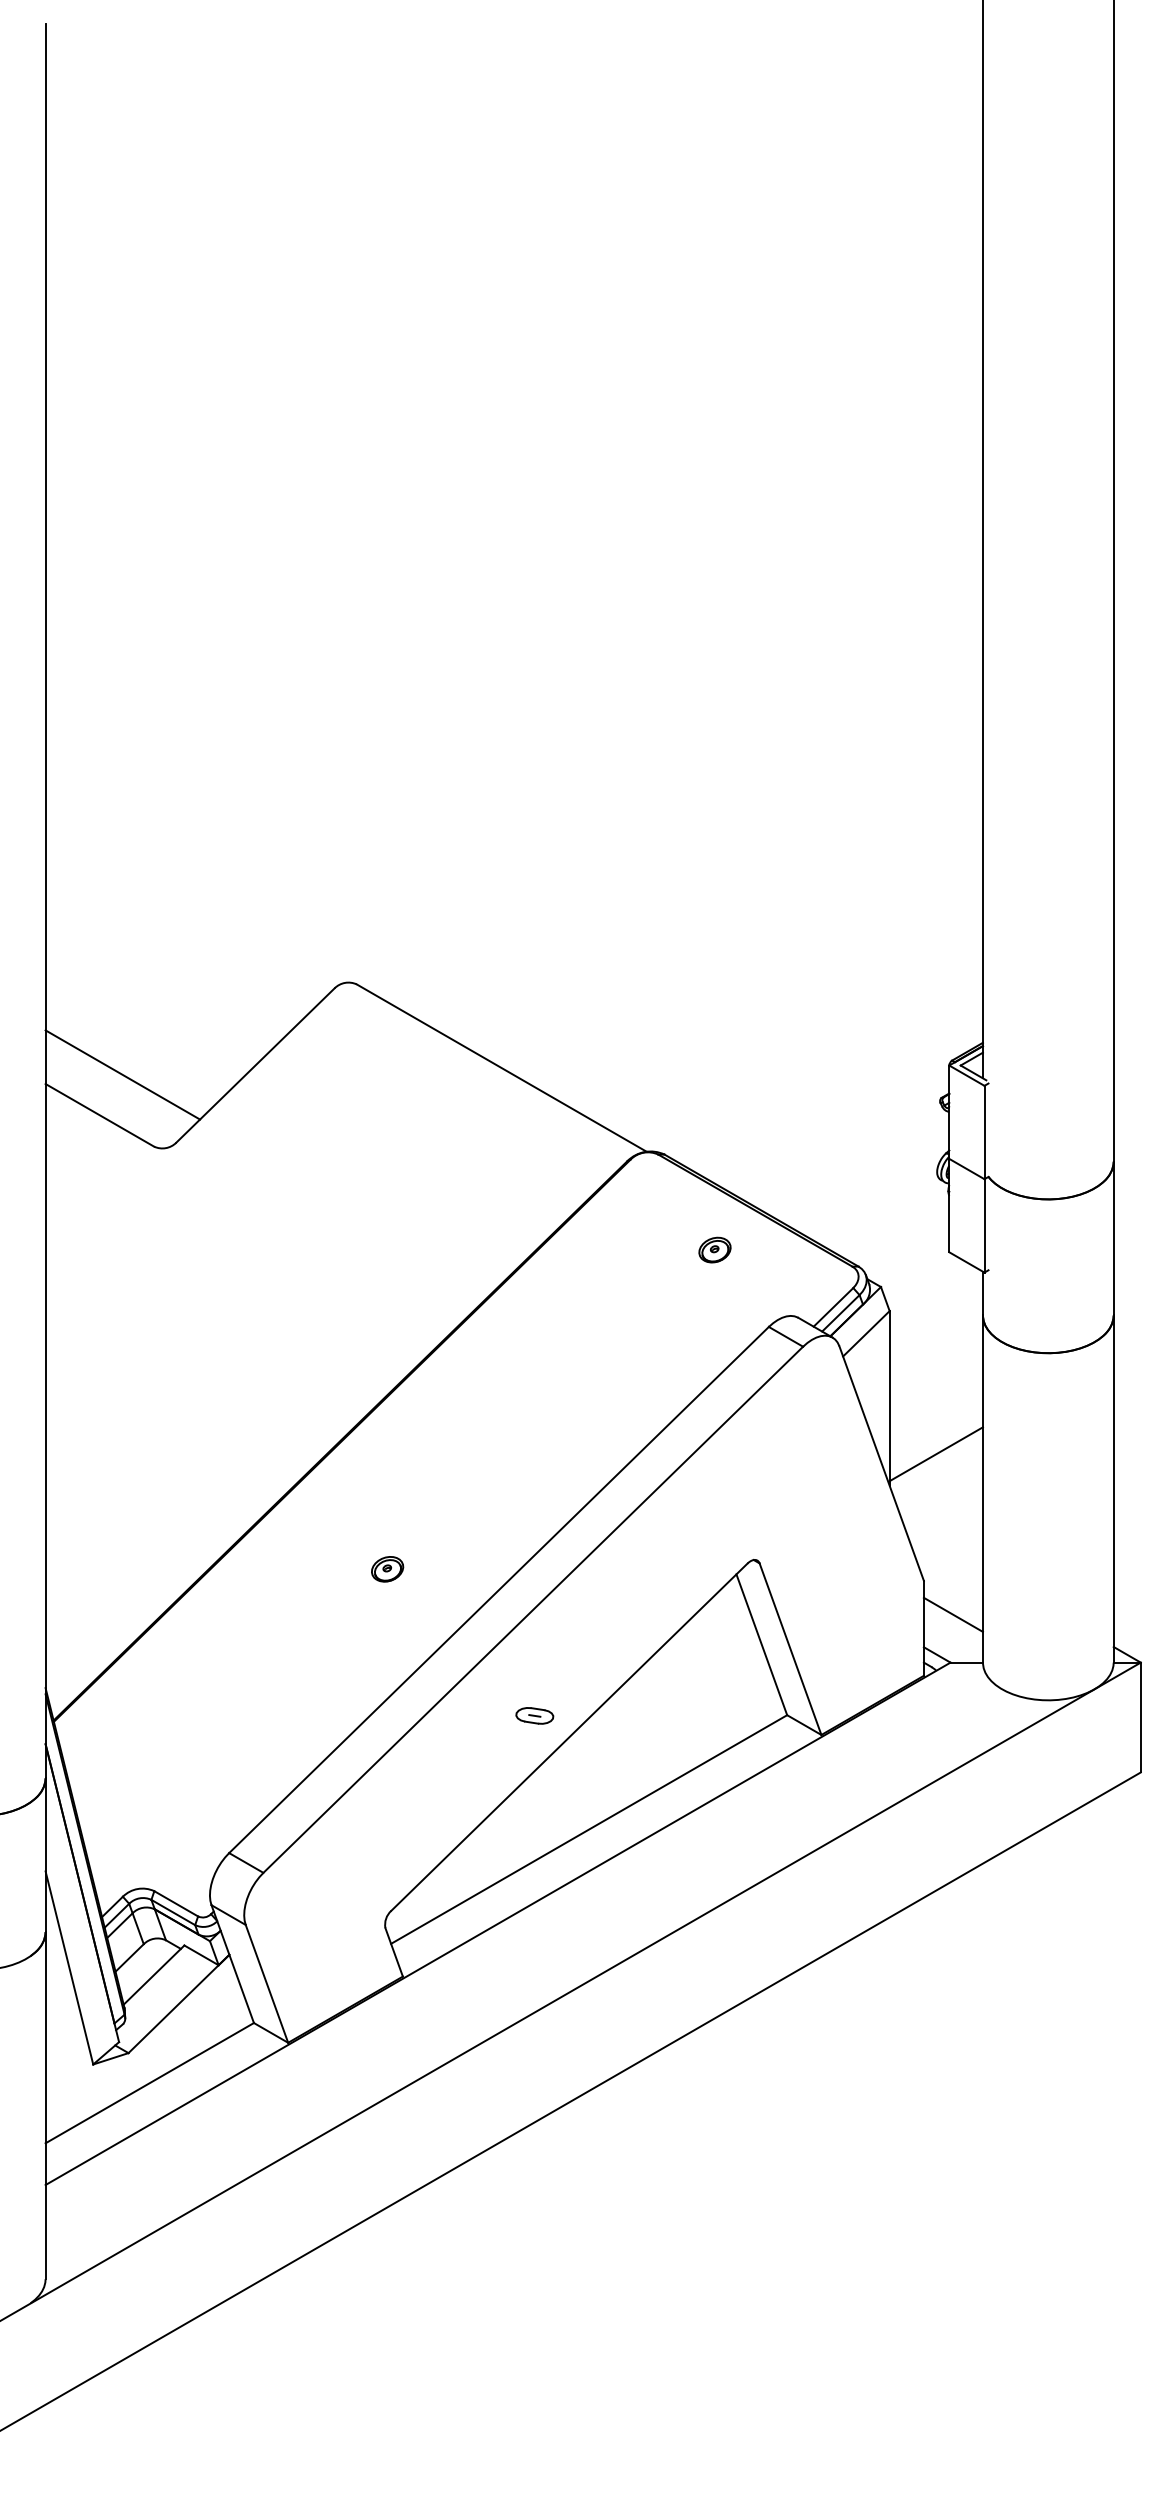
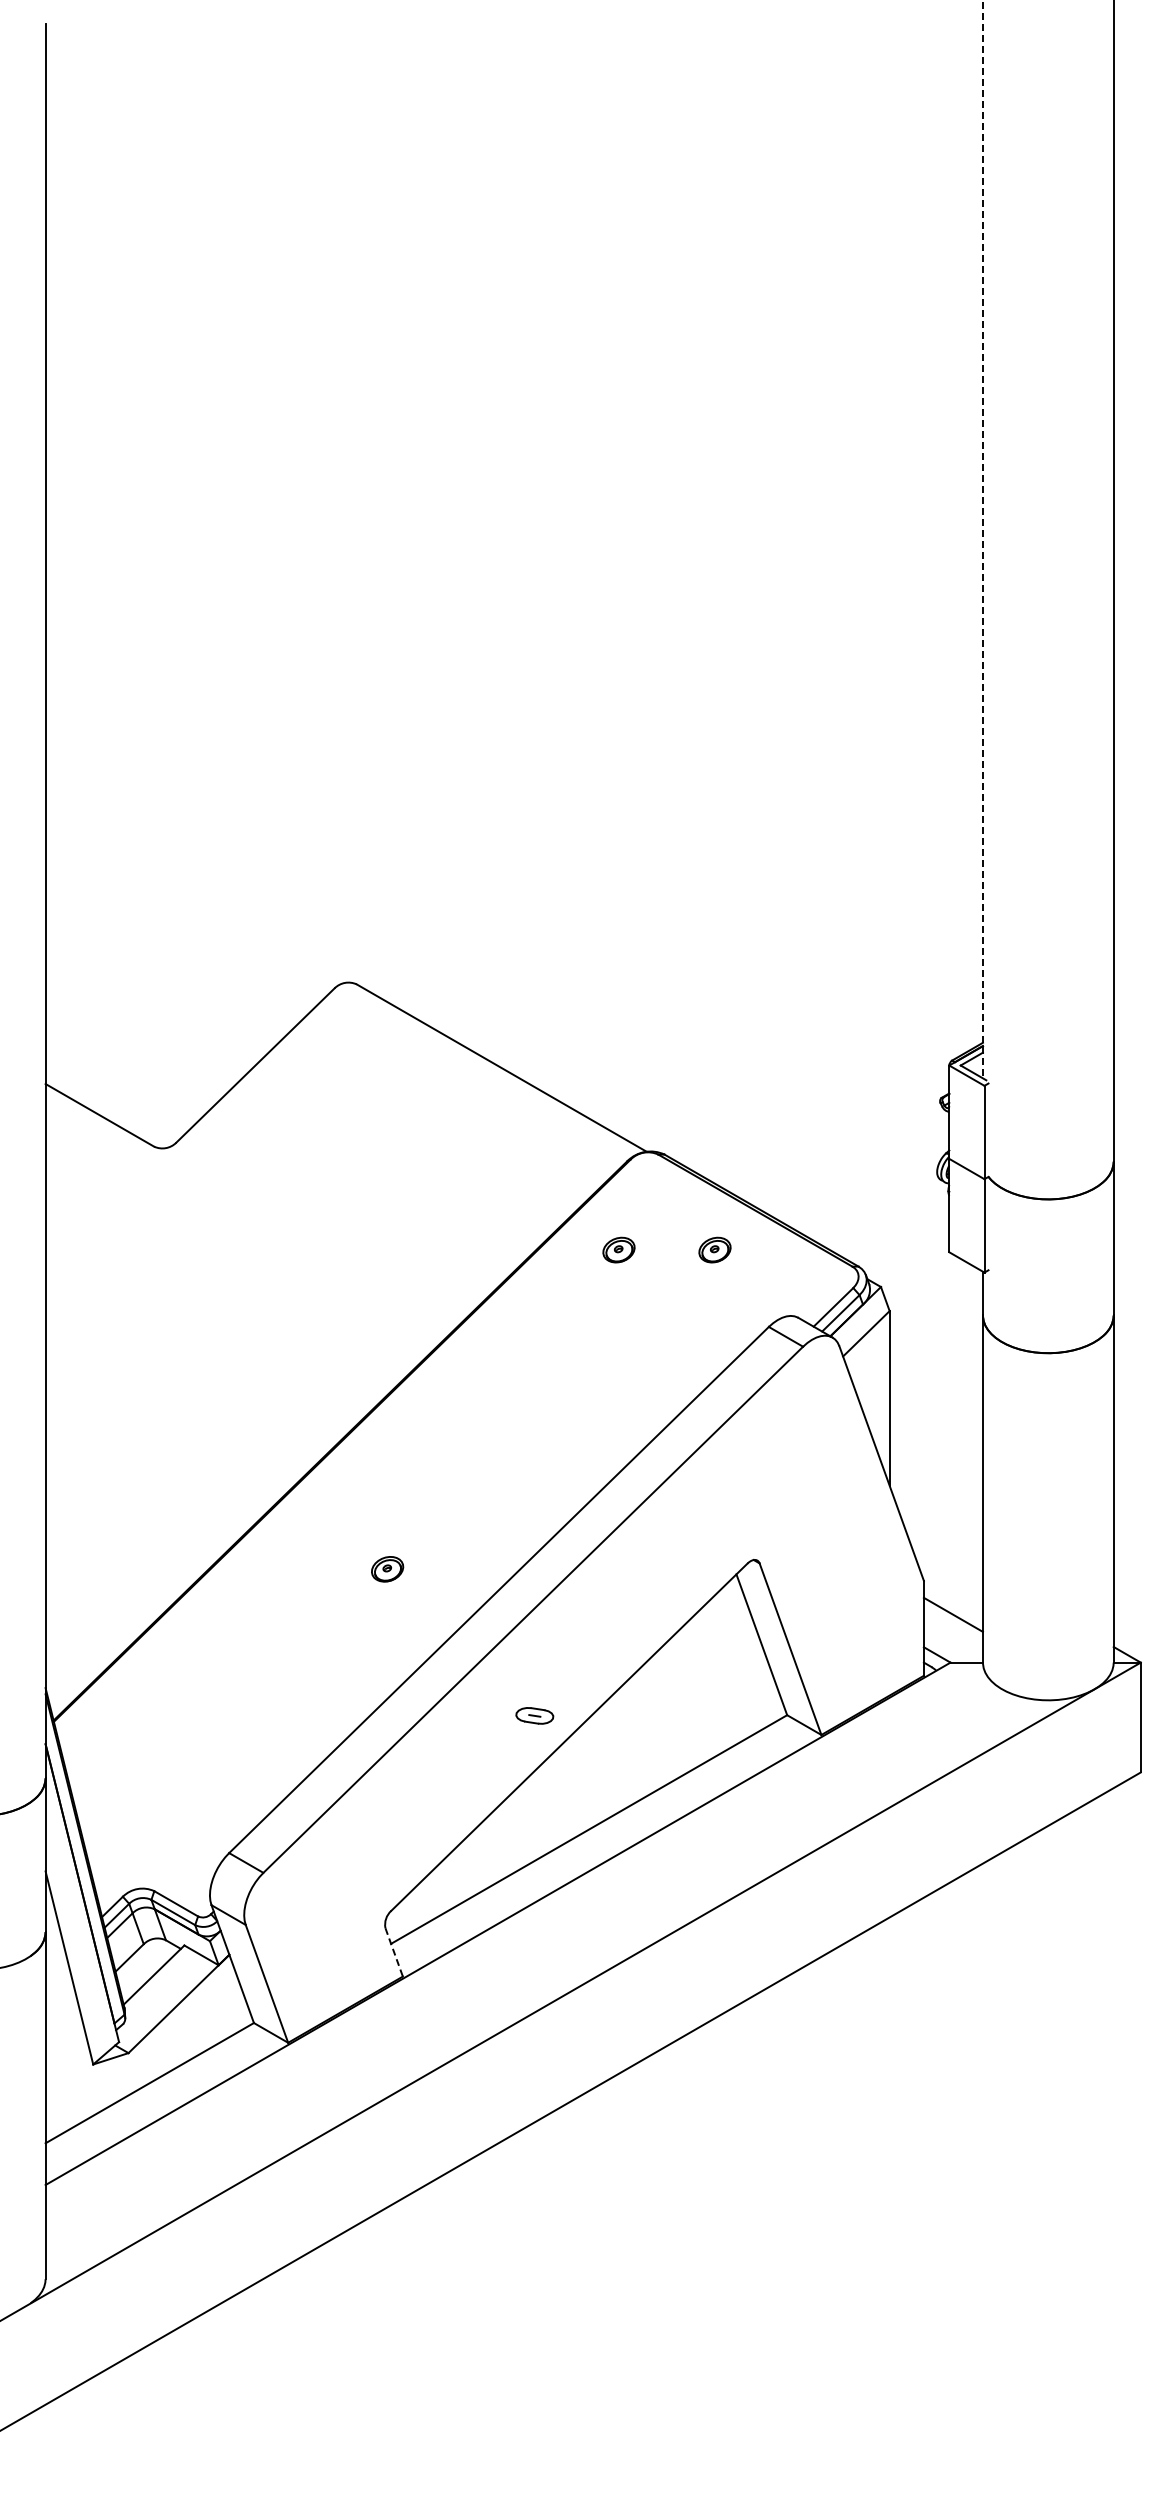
line: solid -> dashed (982, 539)
line: present -> none (122, 1074)
part: none -> present (618, 1249)
line: present -> none (935, 1454)
line: solid -> dashed (394, 1952)
